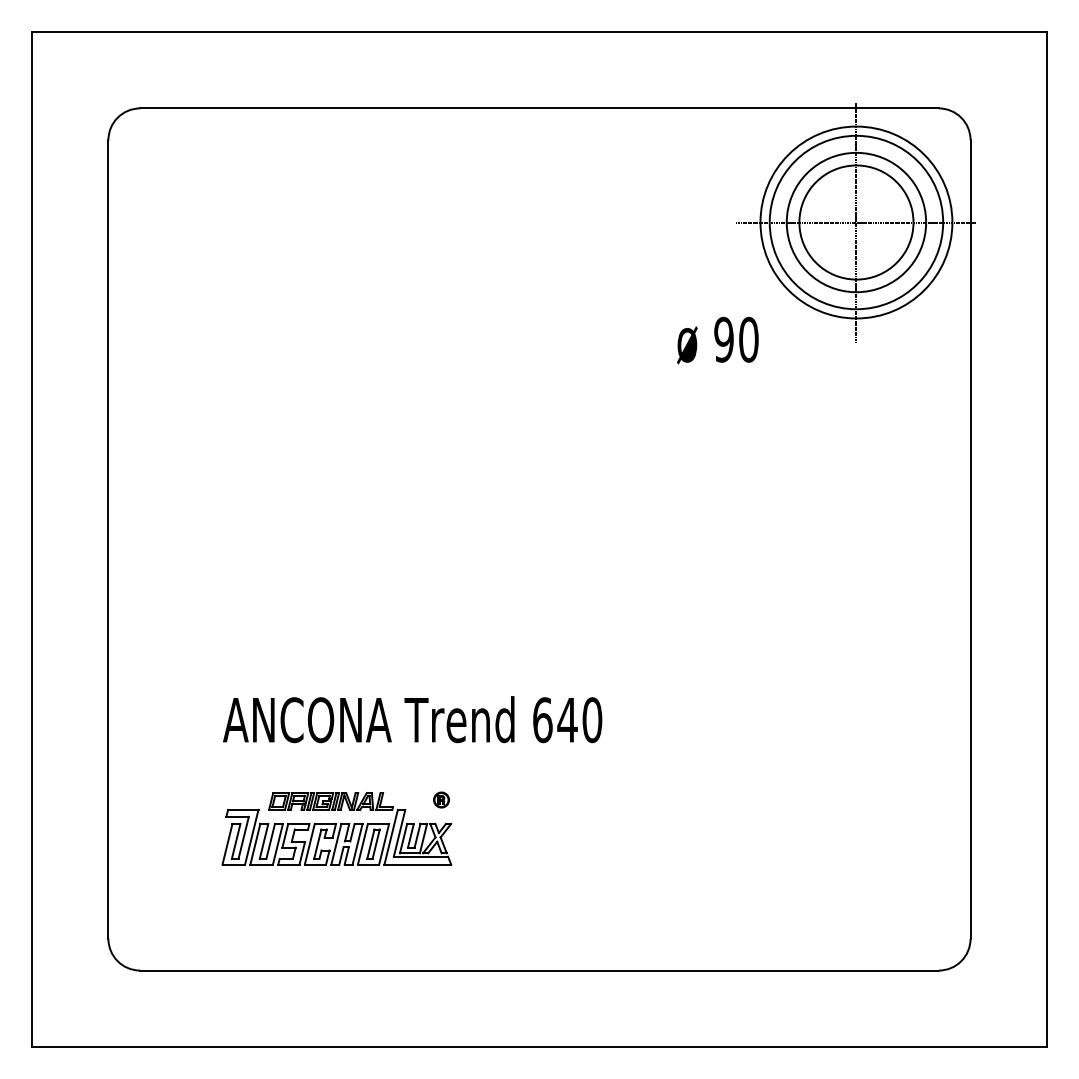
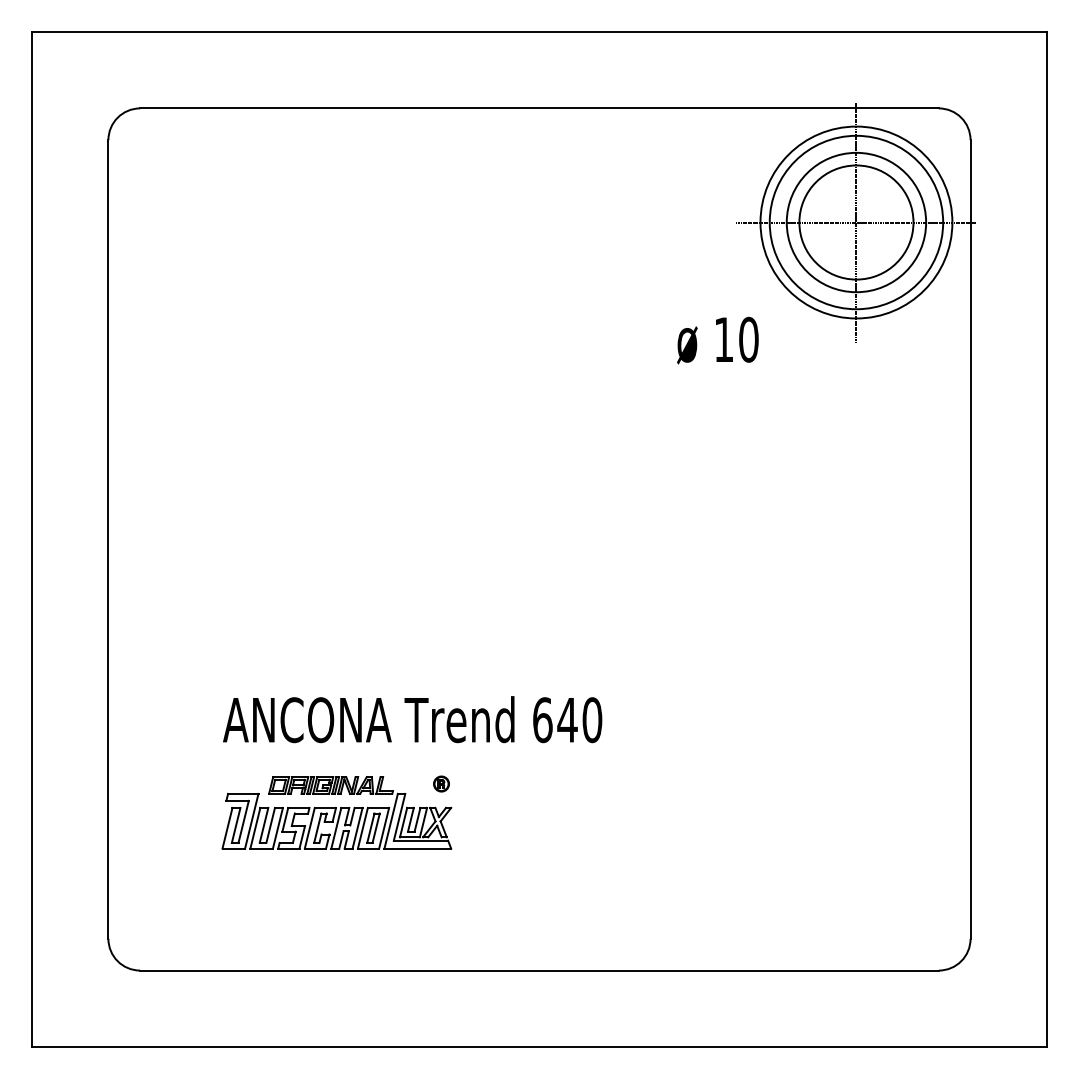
text: 90 -> 10 (723, 339)
part position: (336, 828) -> (336, 812) (336, 812)
